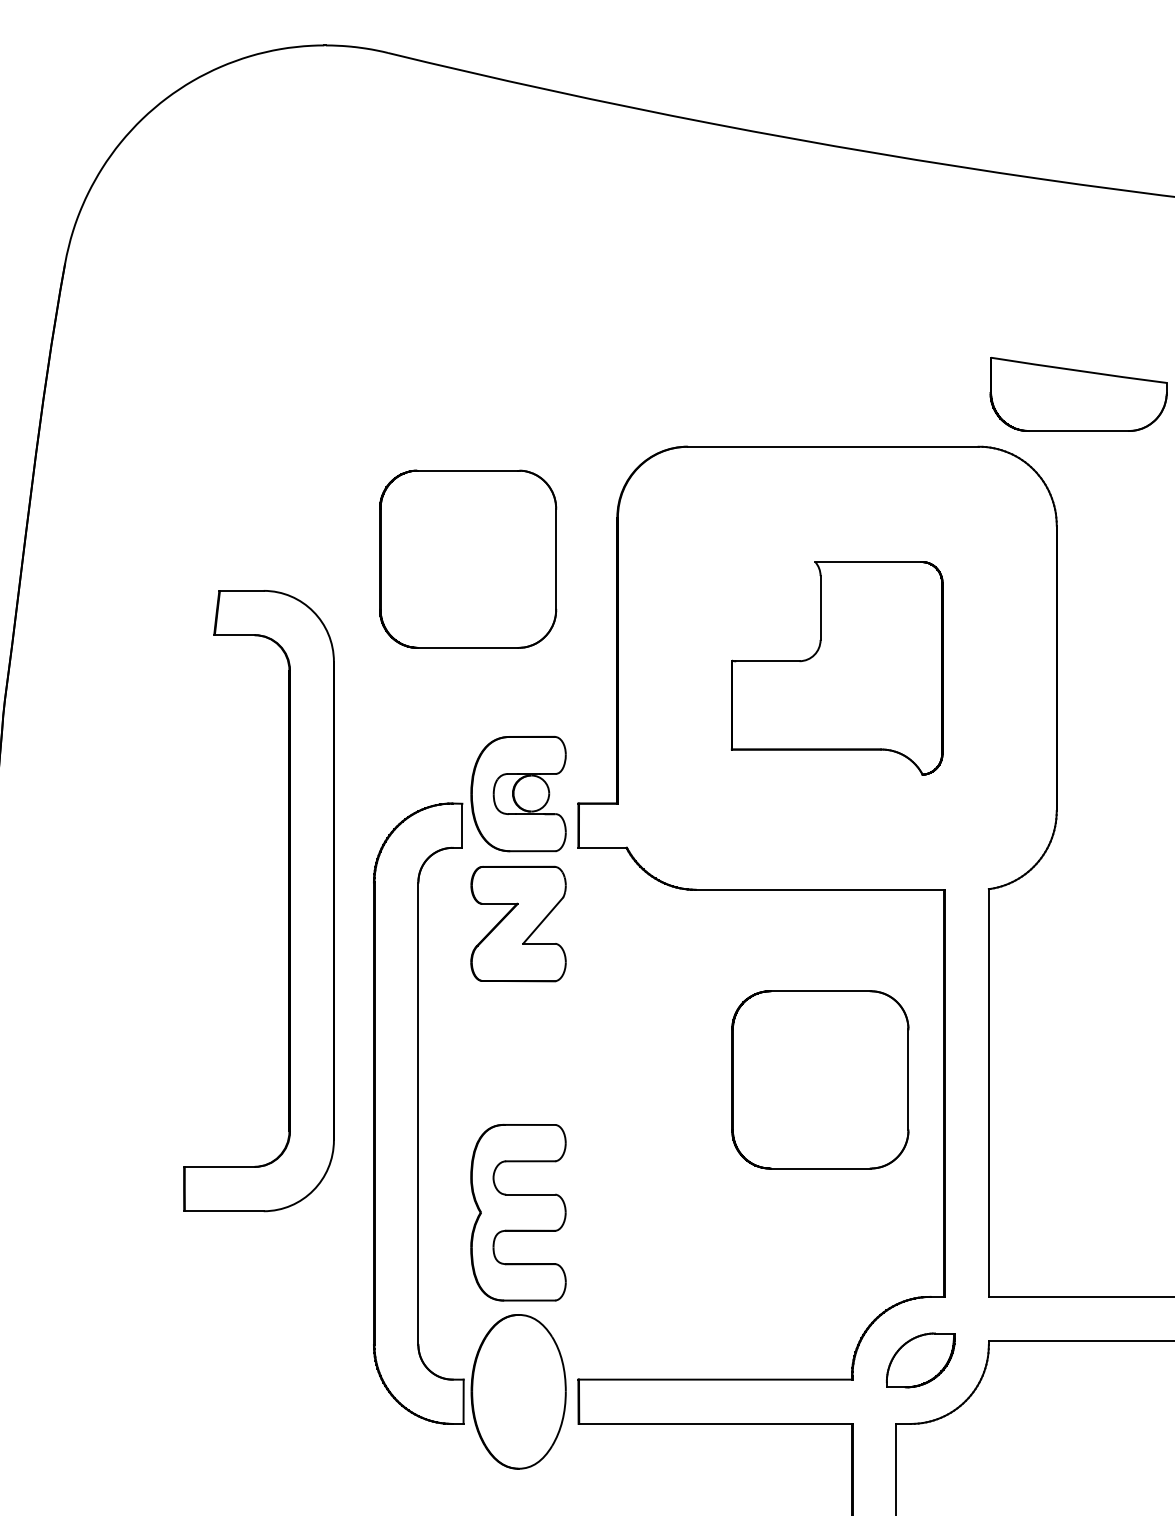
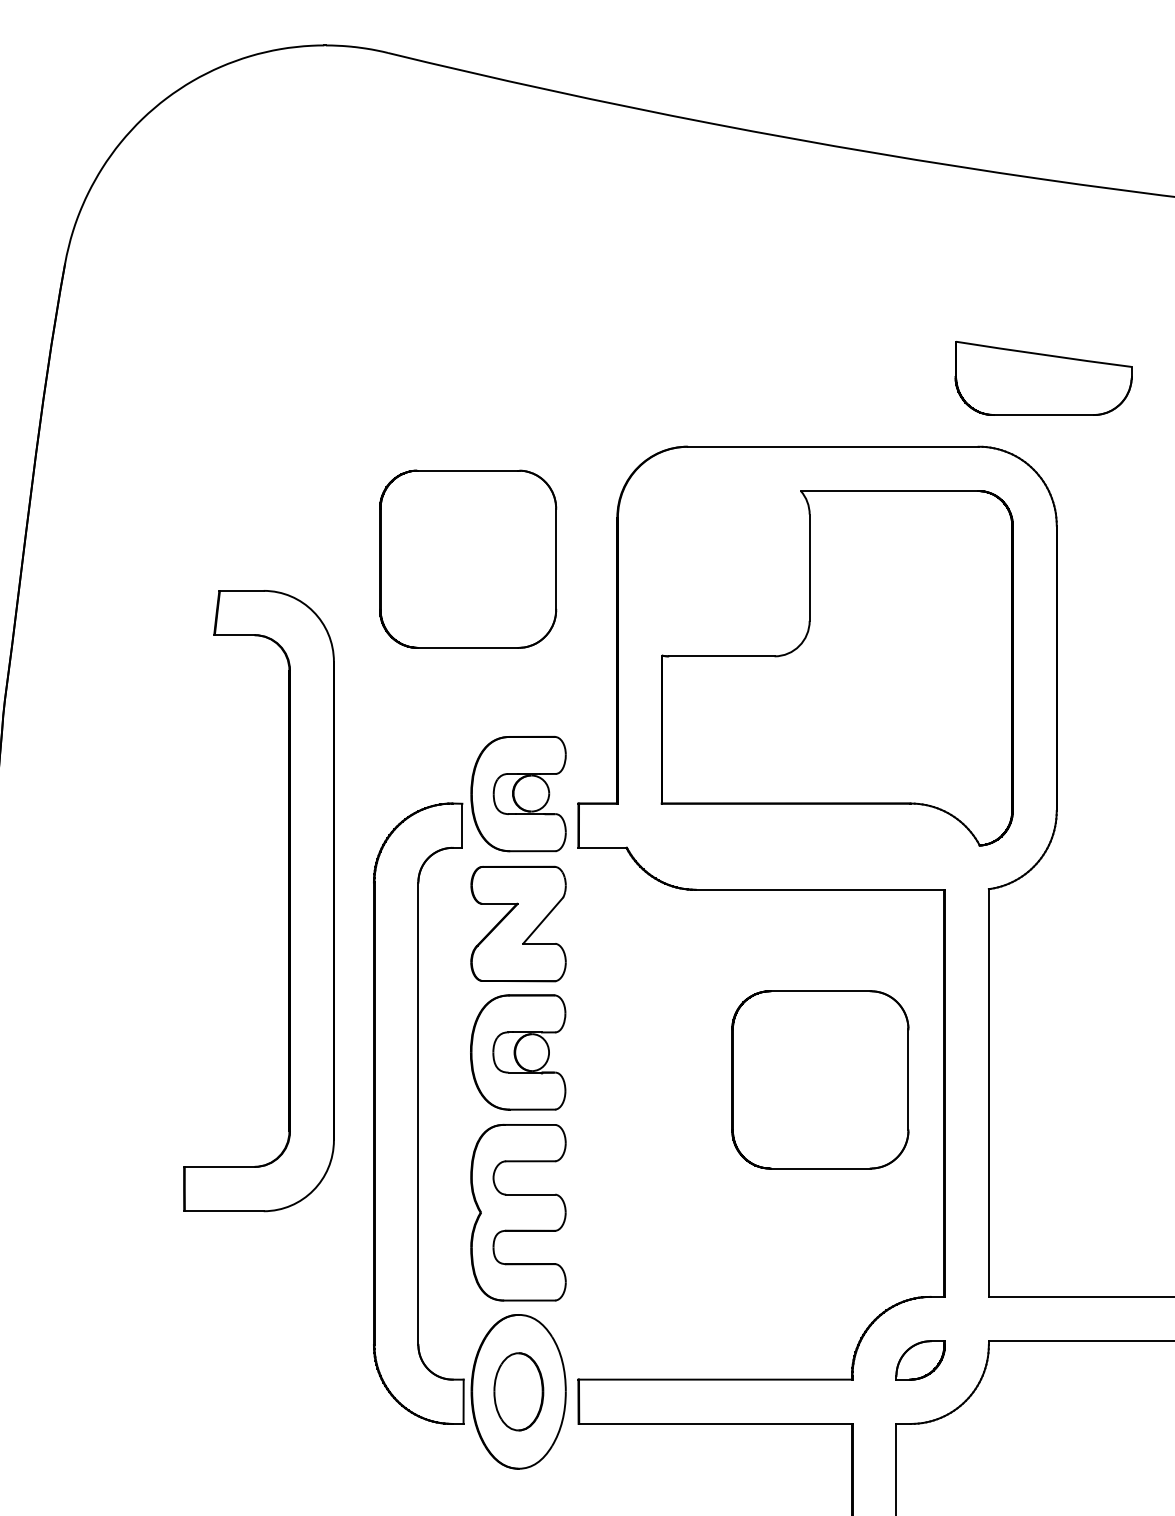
part position: (1078, 394) -> (1043, 378) (1043, 378)
part size: 214x215 px -> 354x357 px (836, 668)
part: none -> present (518, 1052)
part size: 70x57 px -> 51x41 px (920, 1360)
part: none -> present (518, 1391)
